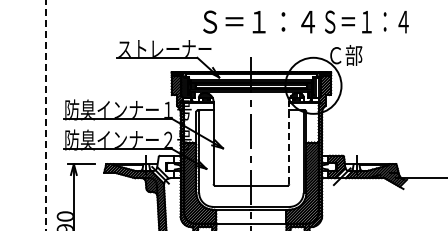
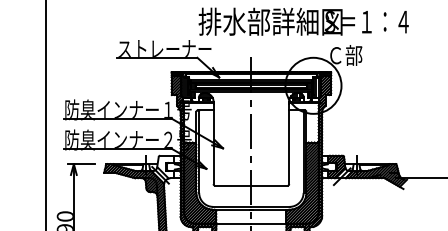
text: Ｓ＝１：４ -> 排水部詳細図 (270, 21)
line: dashed -> solid (46, 115)
line: dashed -> solid (289, 142)
